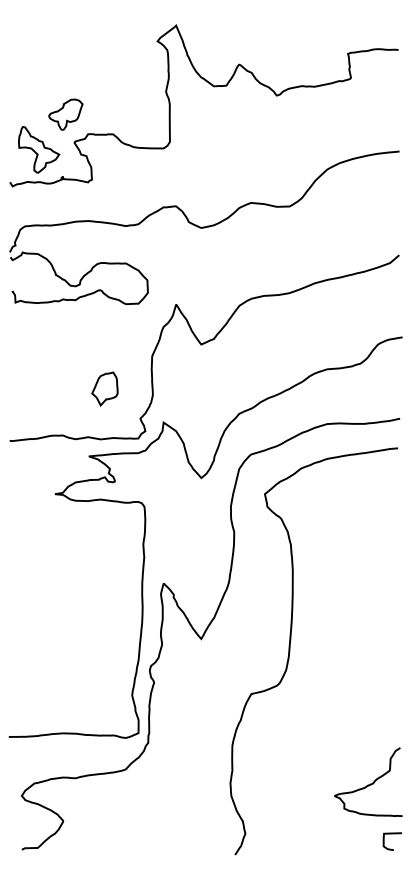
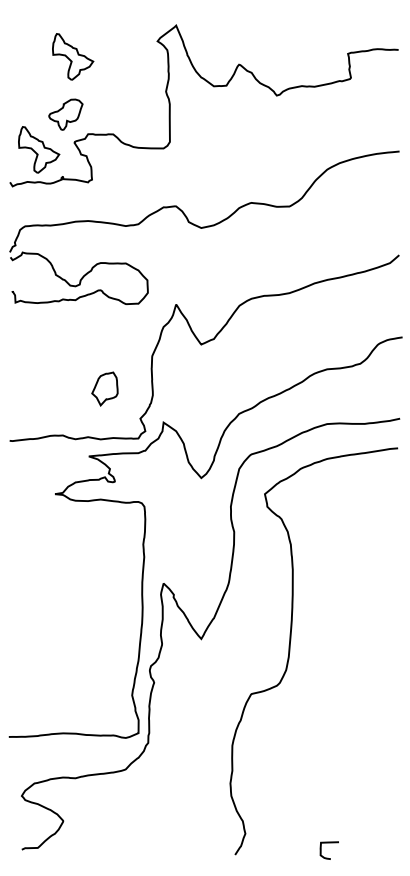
part: none -> present (73, 56)
curve: present -> none (370, 783)
curve position: (391, 834) -> (328, 843) (328, 843)
